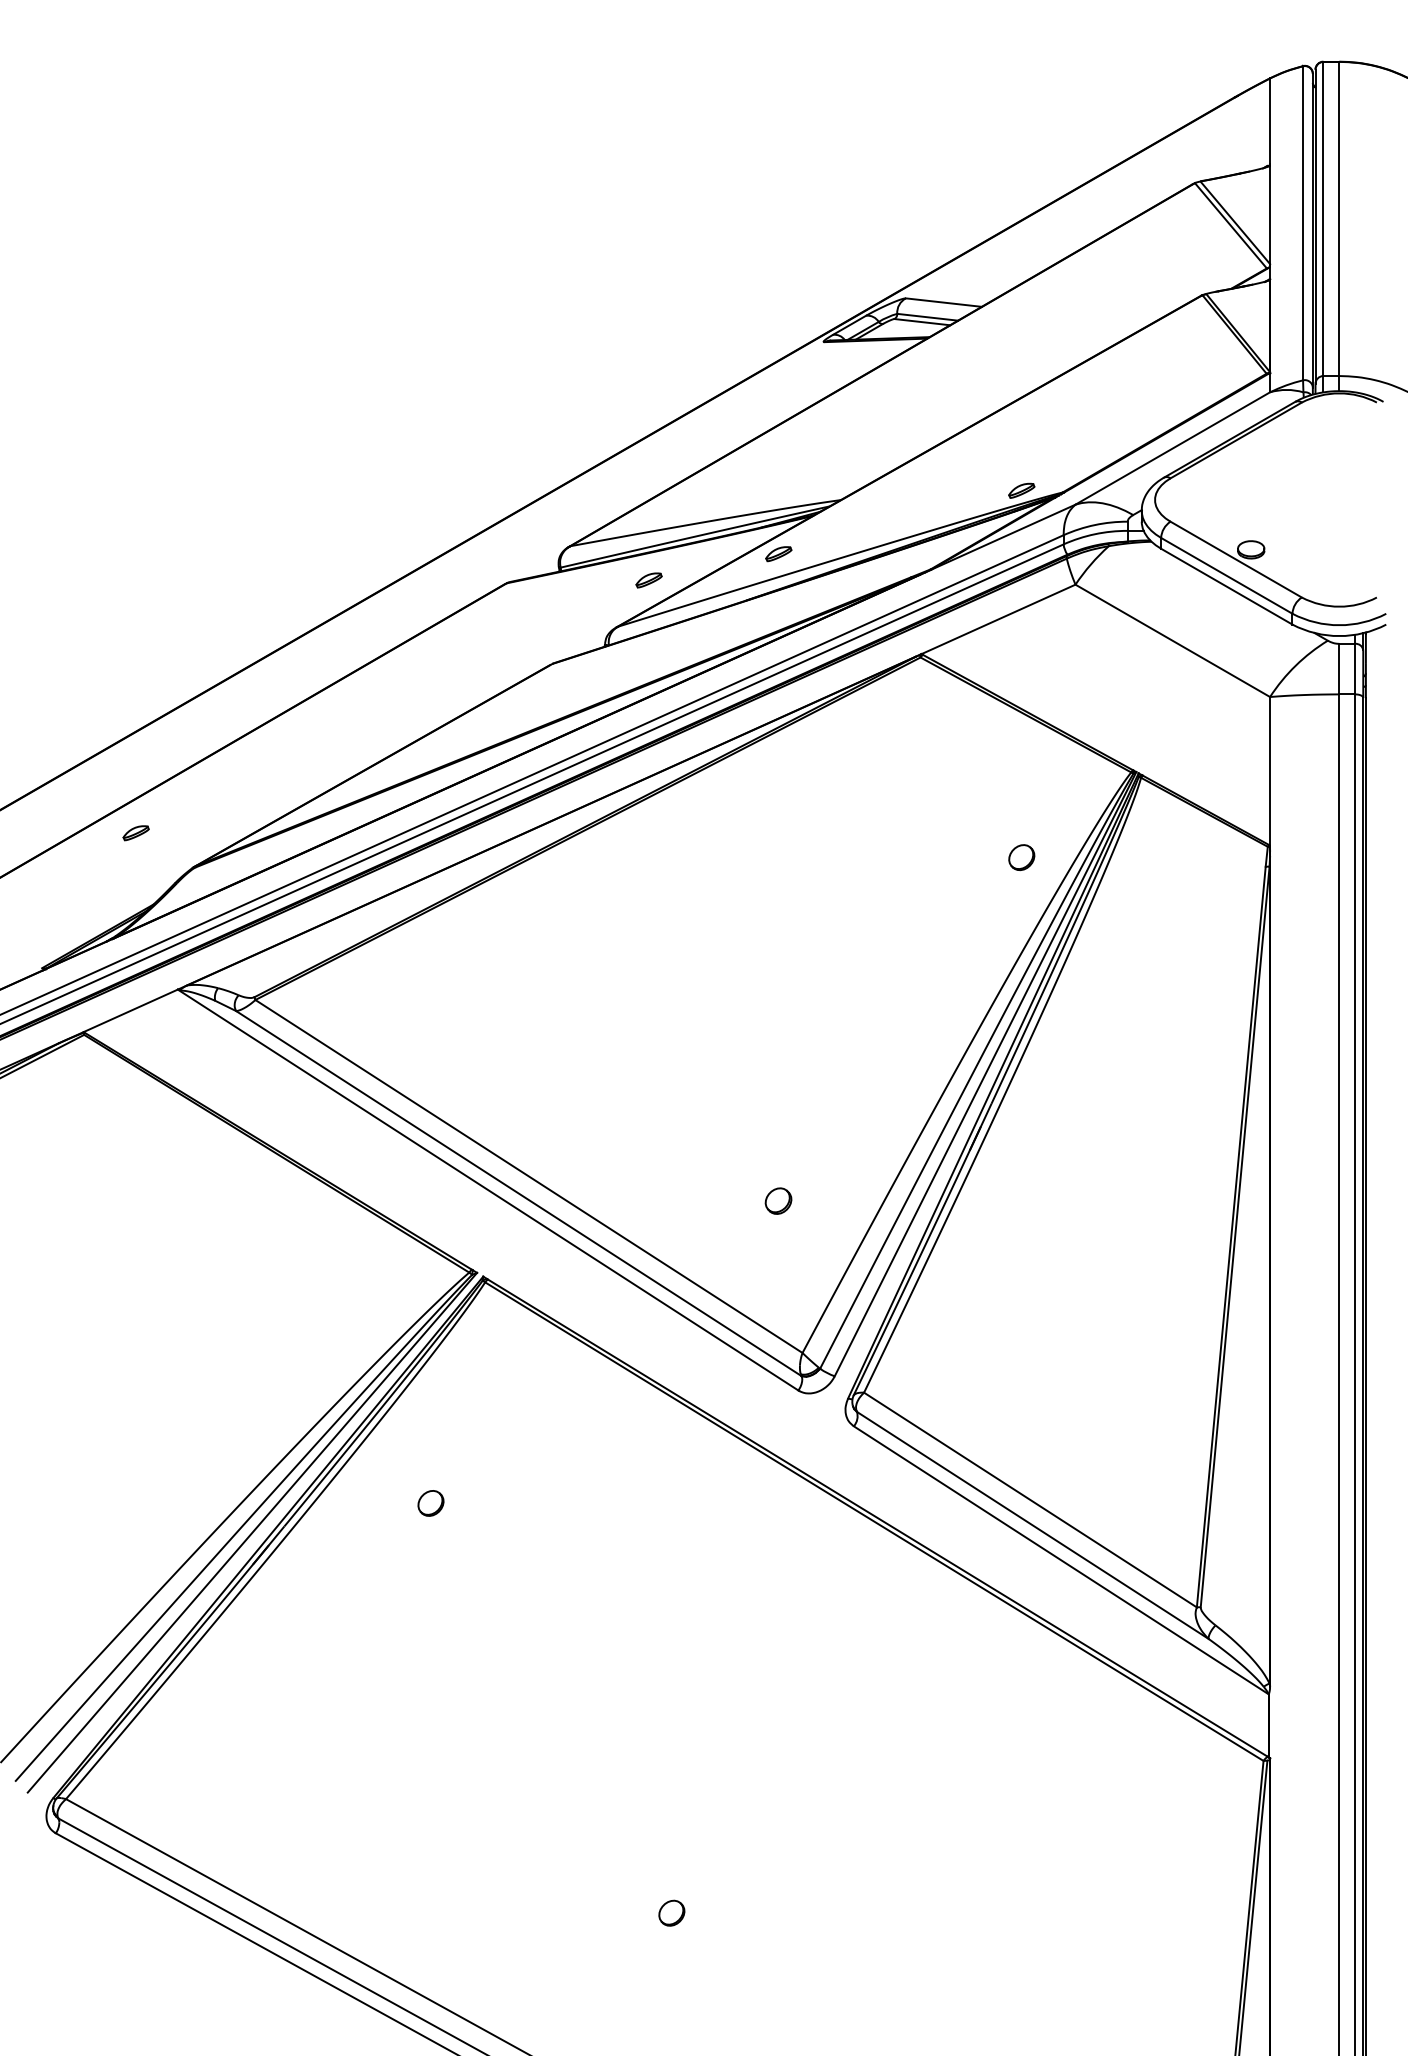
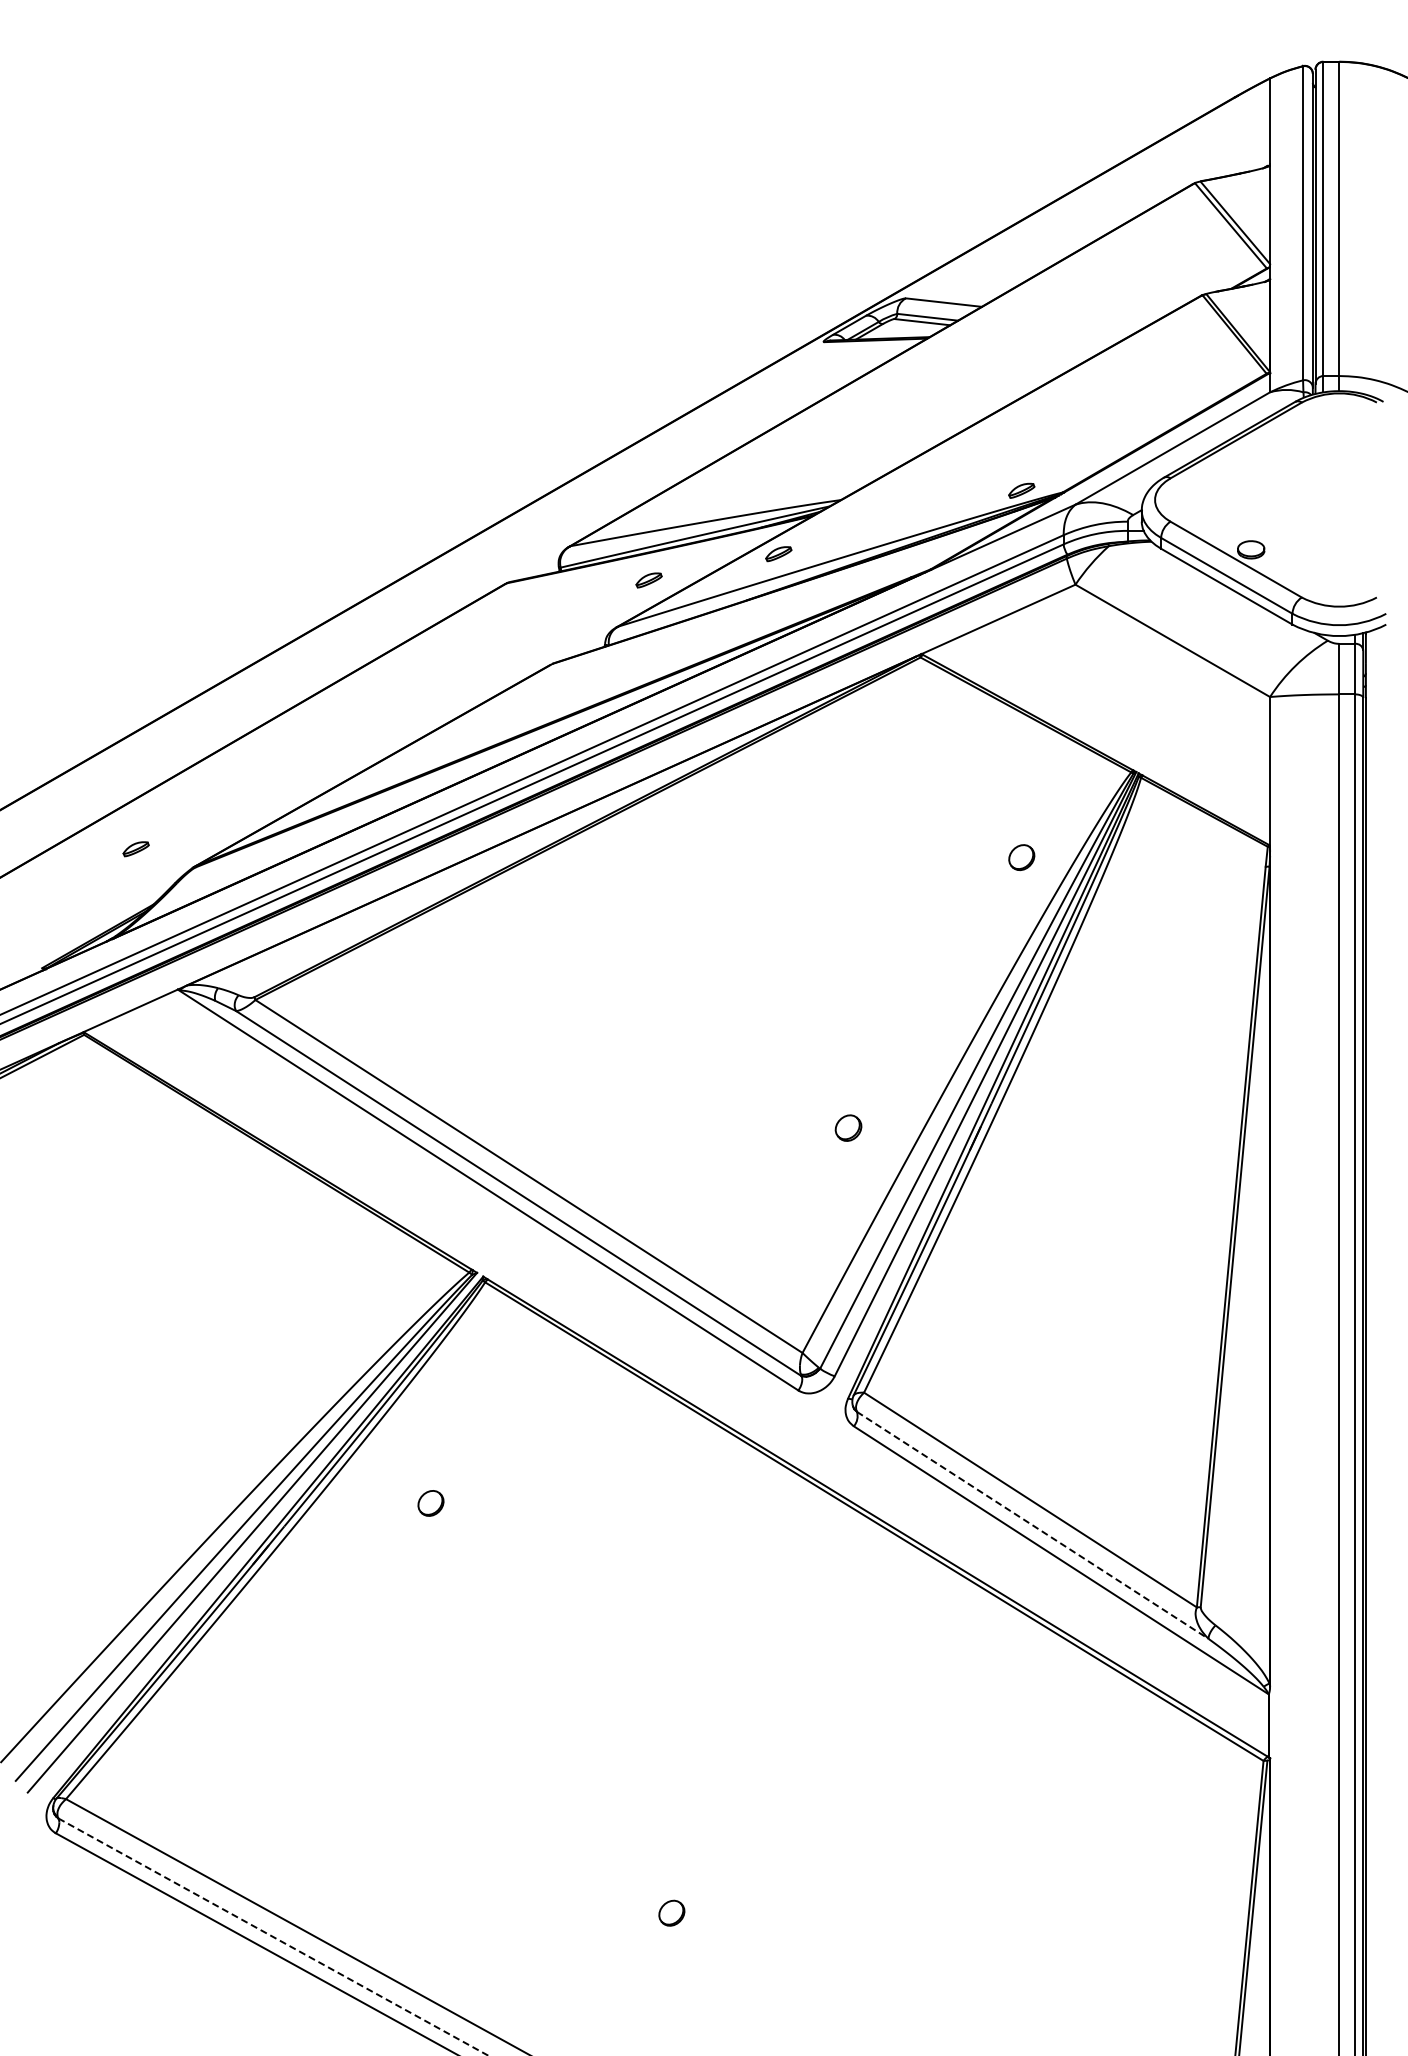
part position: (135, 833) -> (135, 849) (135, 849)
part position: (778, 1200) -> (848, 1127) (848, 1127)
line: solid -> dashed (1033, 1525)
line: solid -> dashed (273, 1937)
